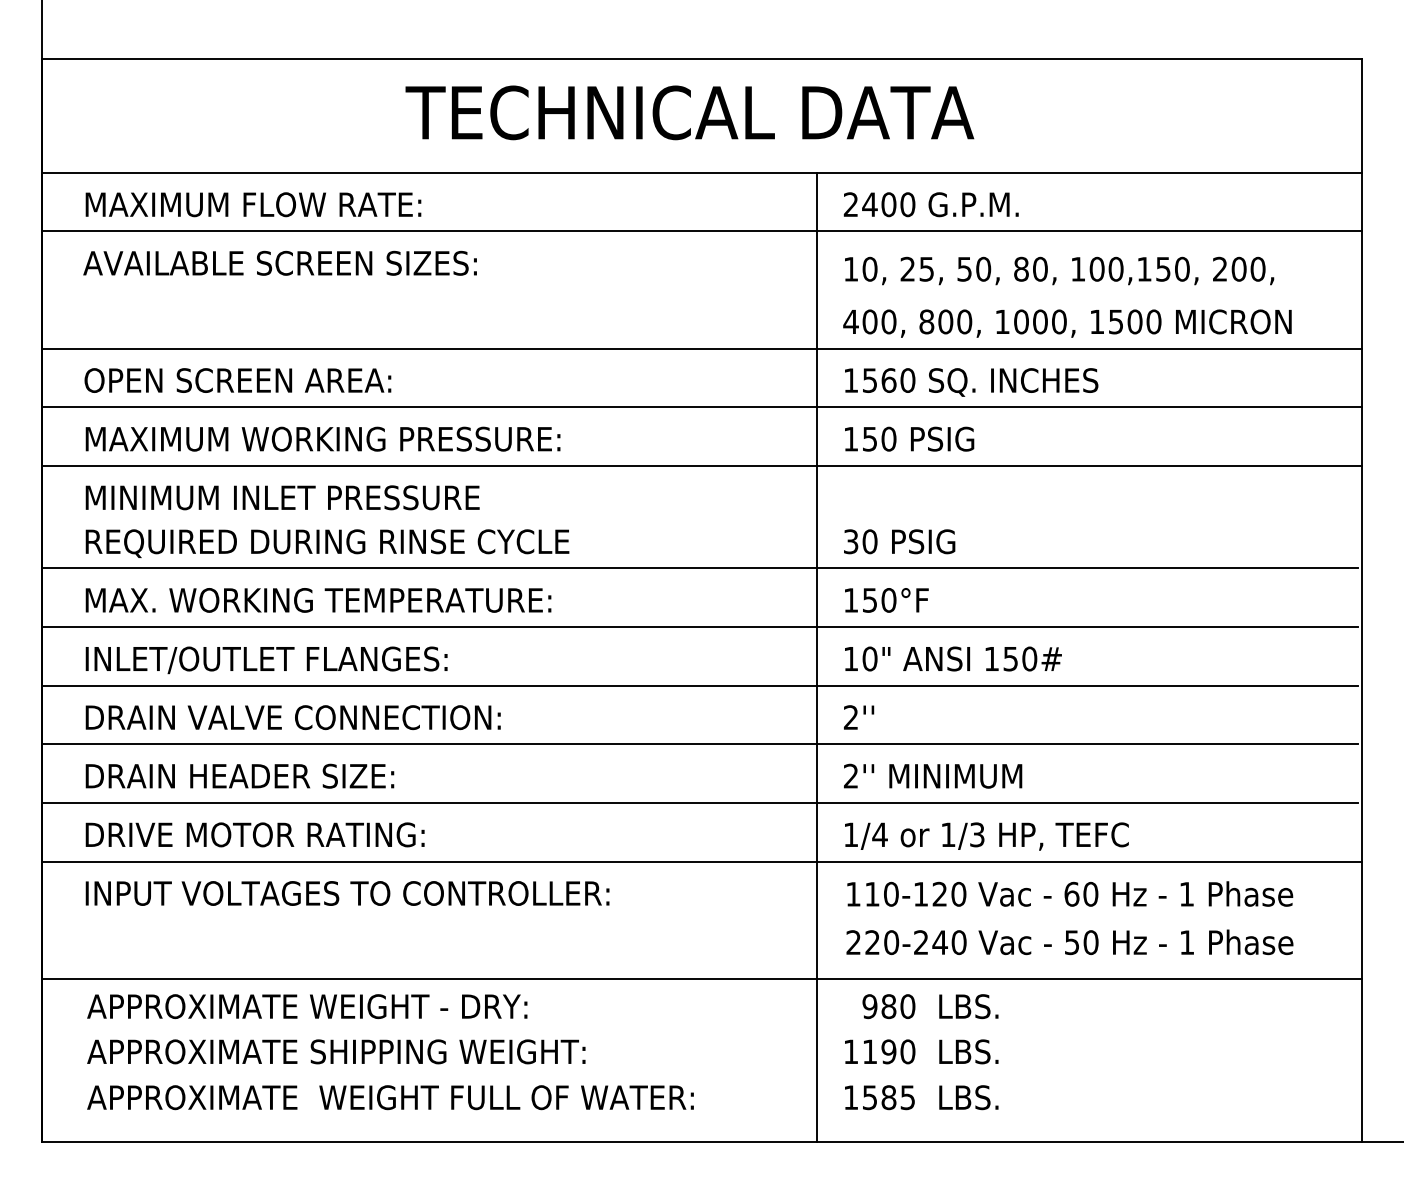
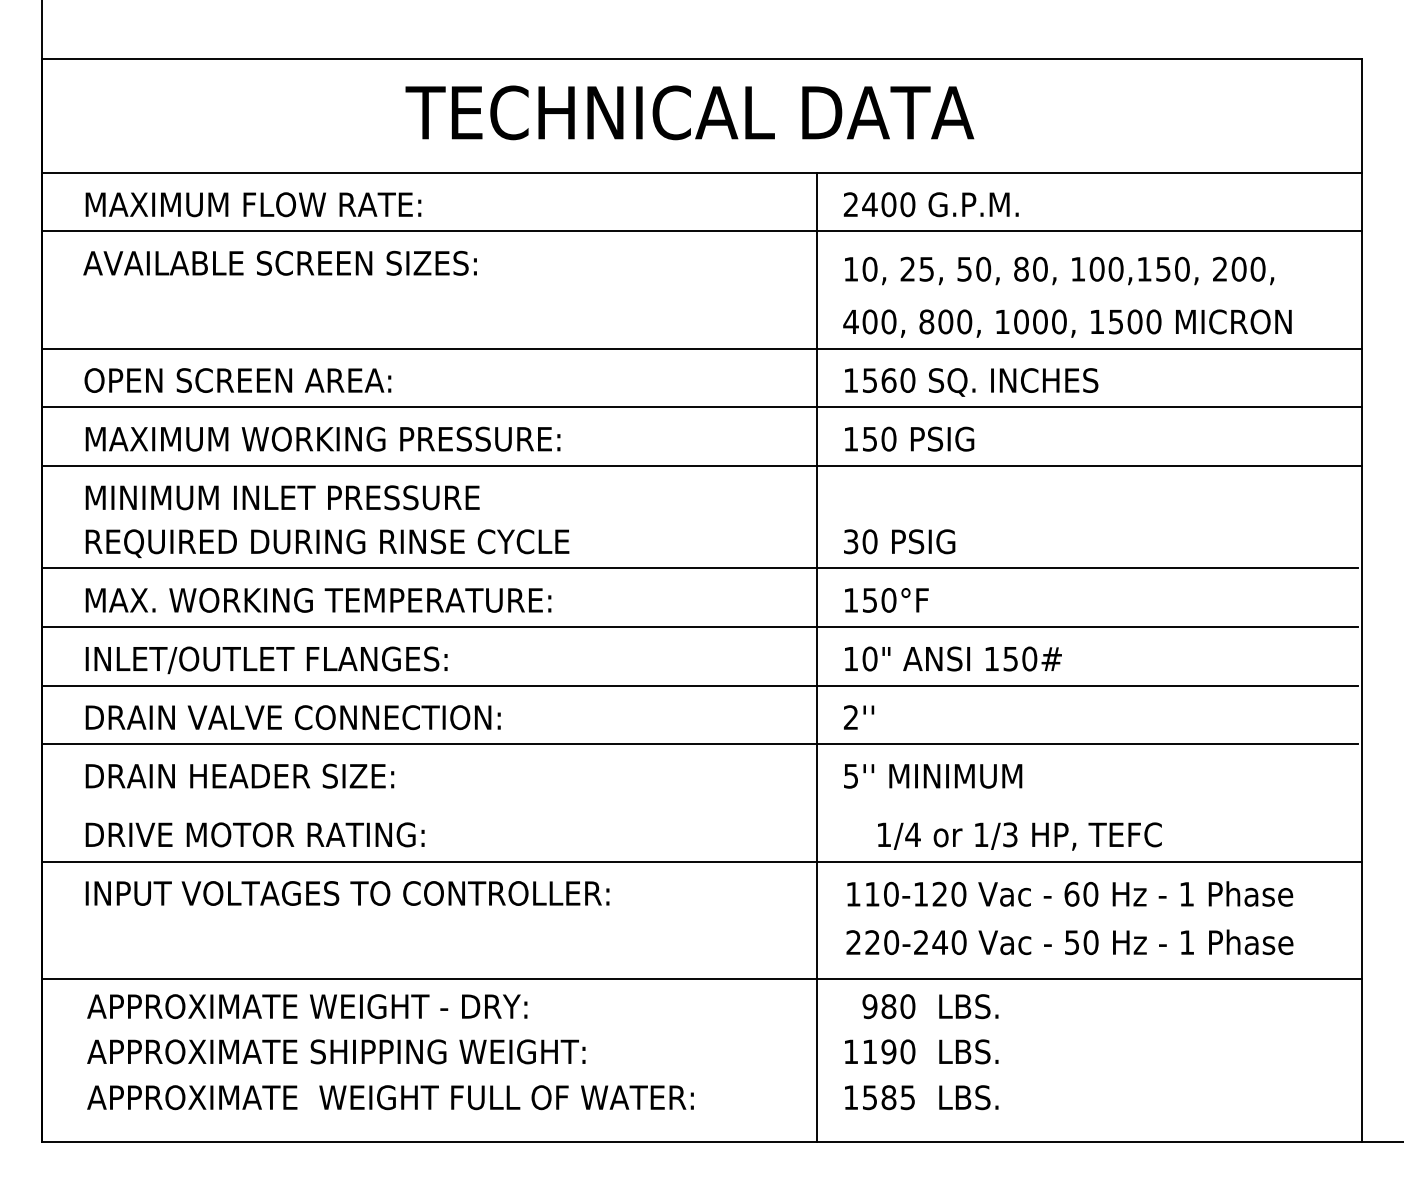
text: 2'' -> 5'' (850, 775)
line: present -> none (699, 802)
text position: (986, 836) -> (1019, 836) (1019, 836)
